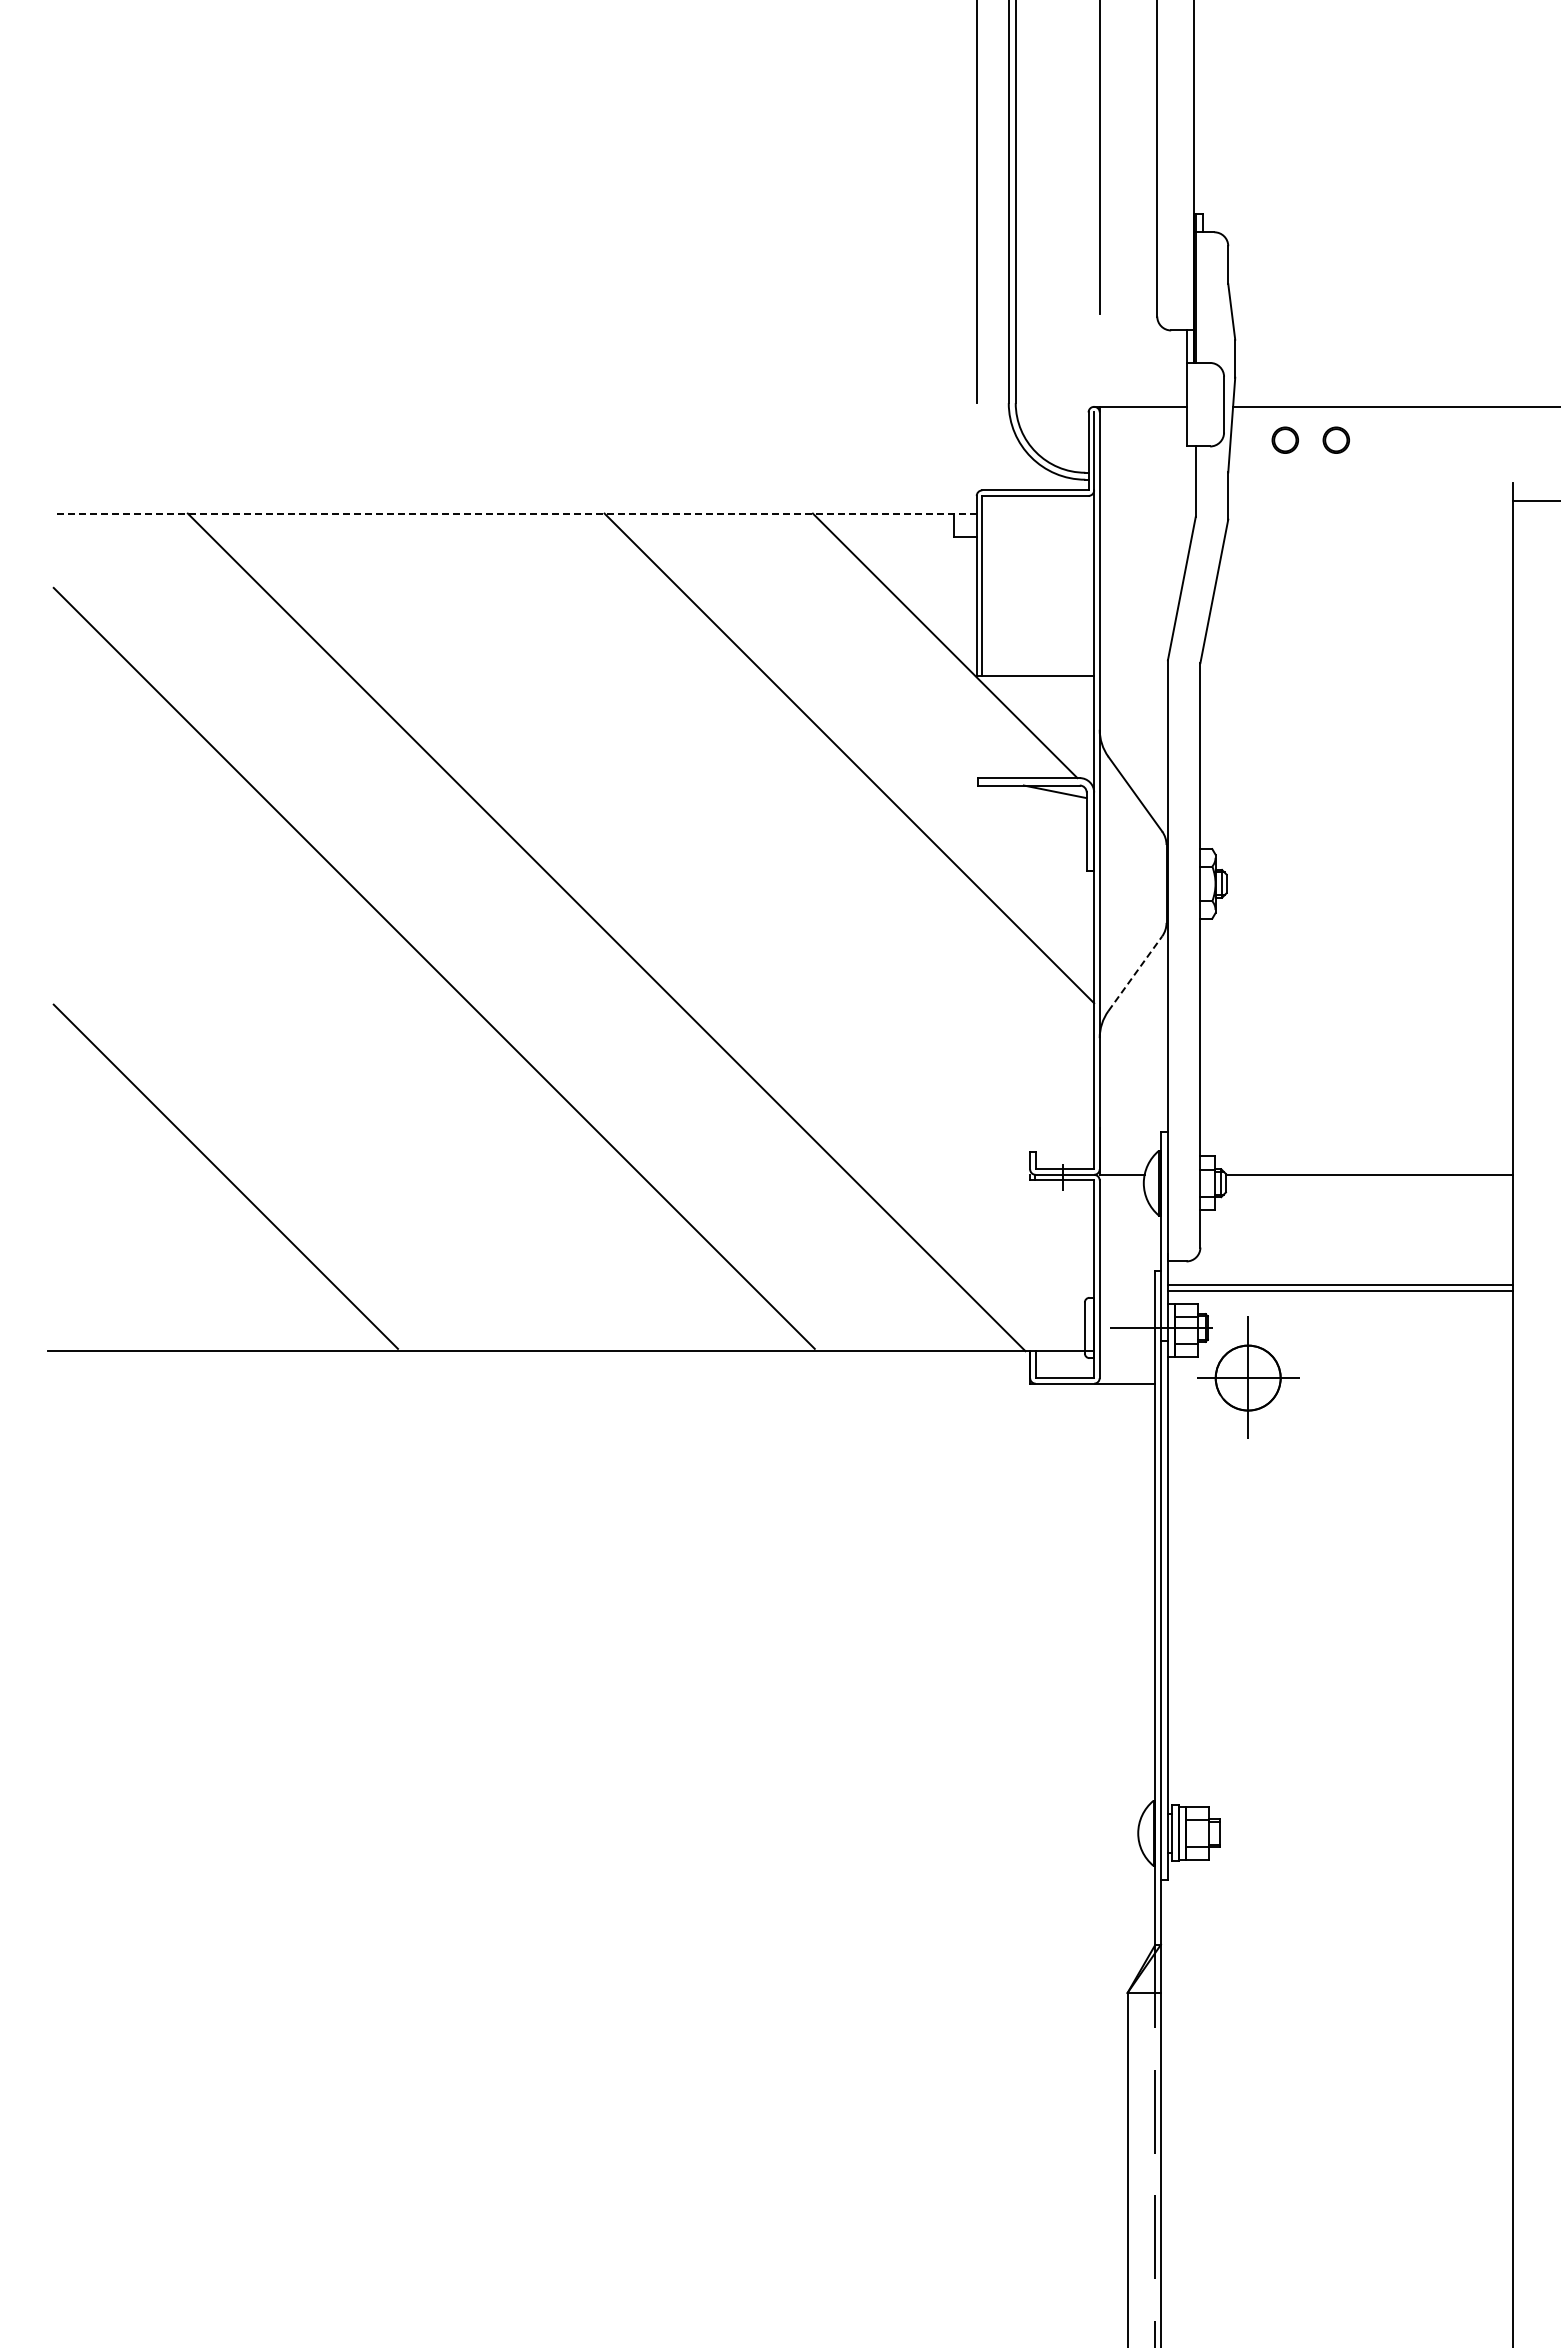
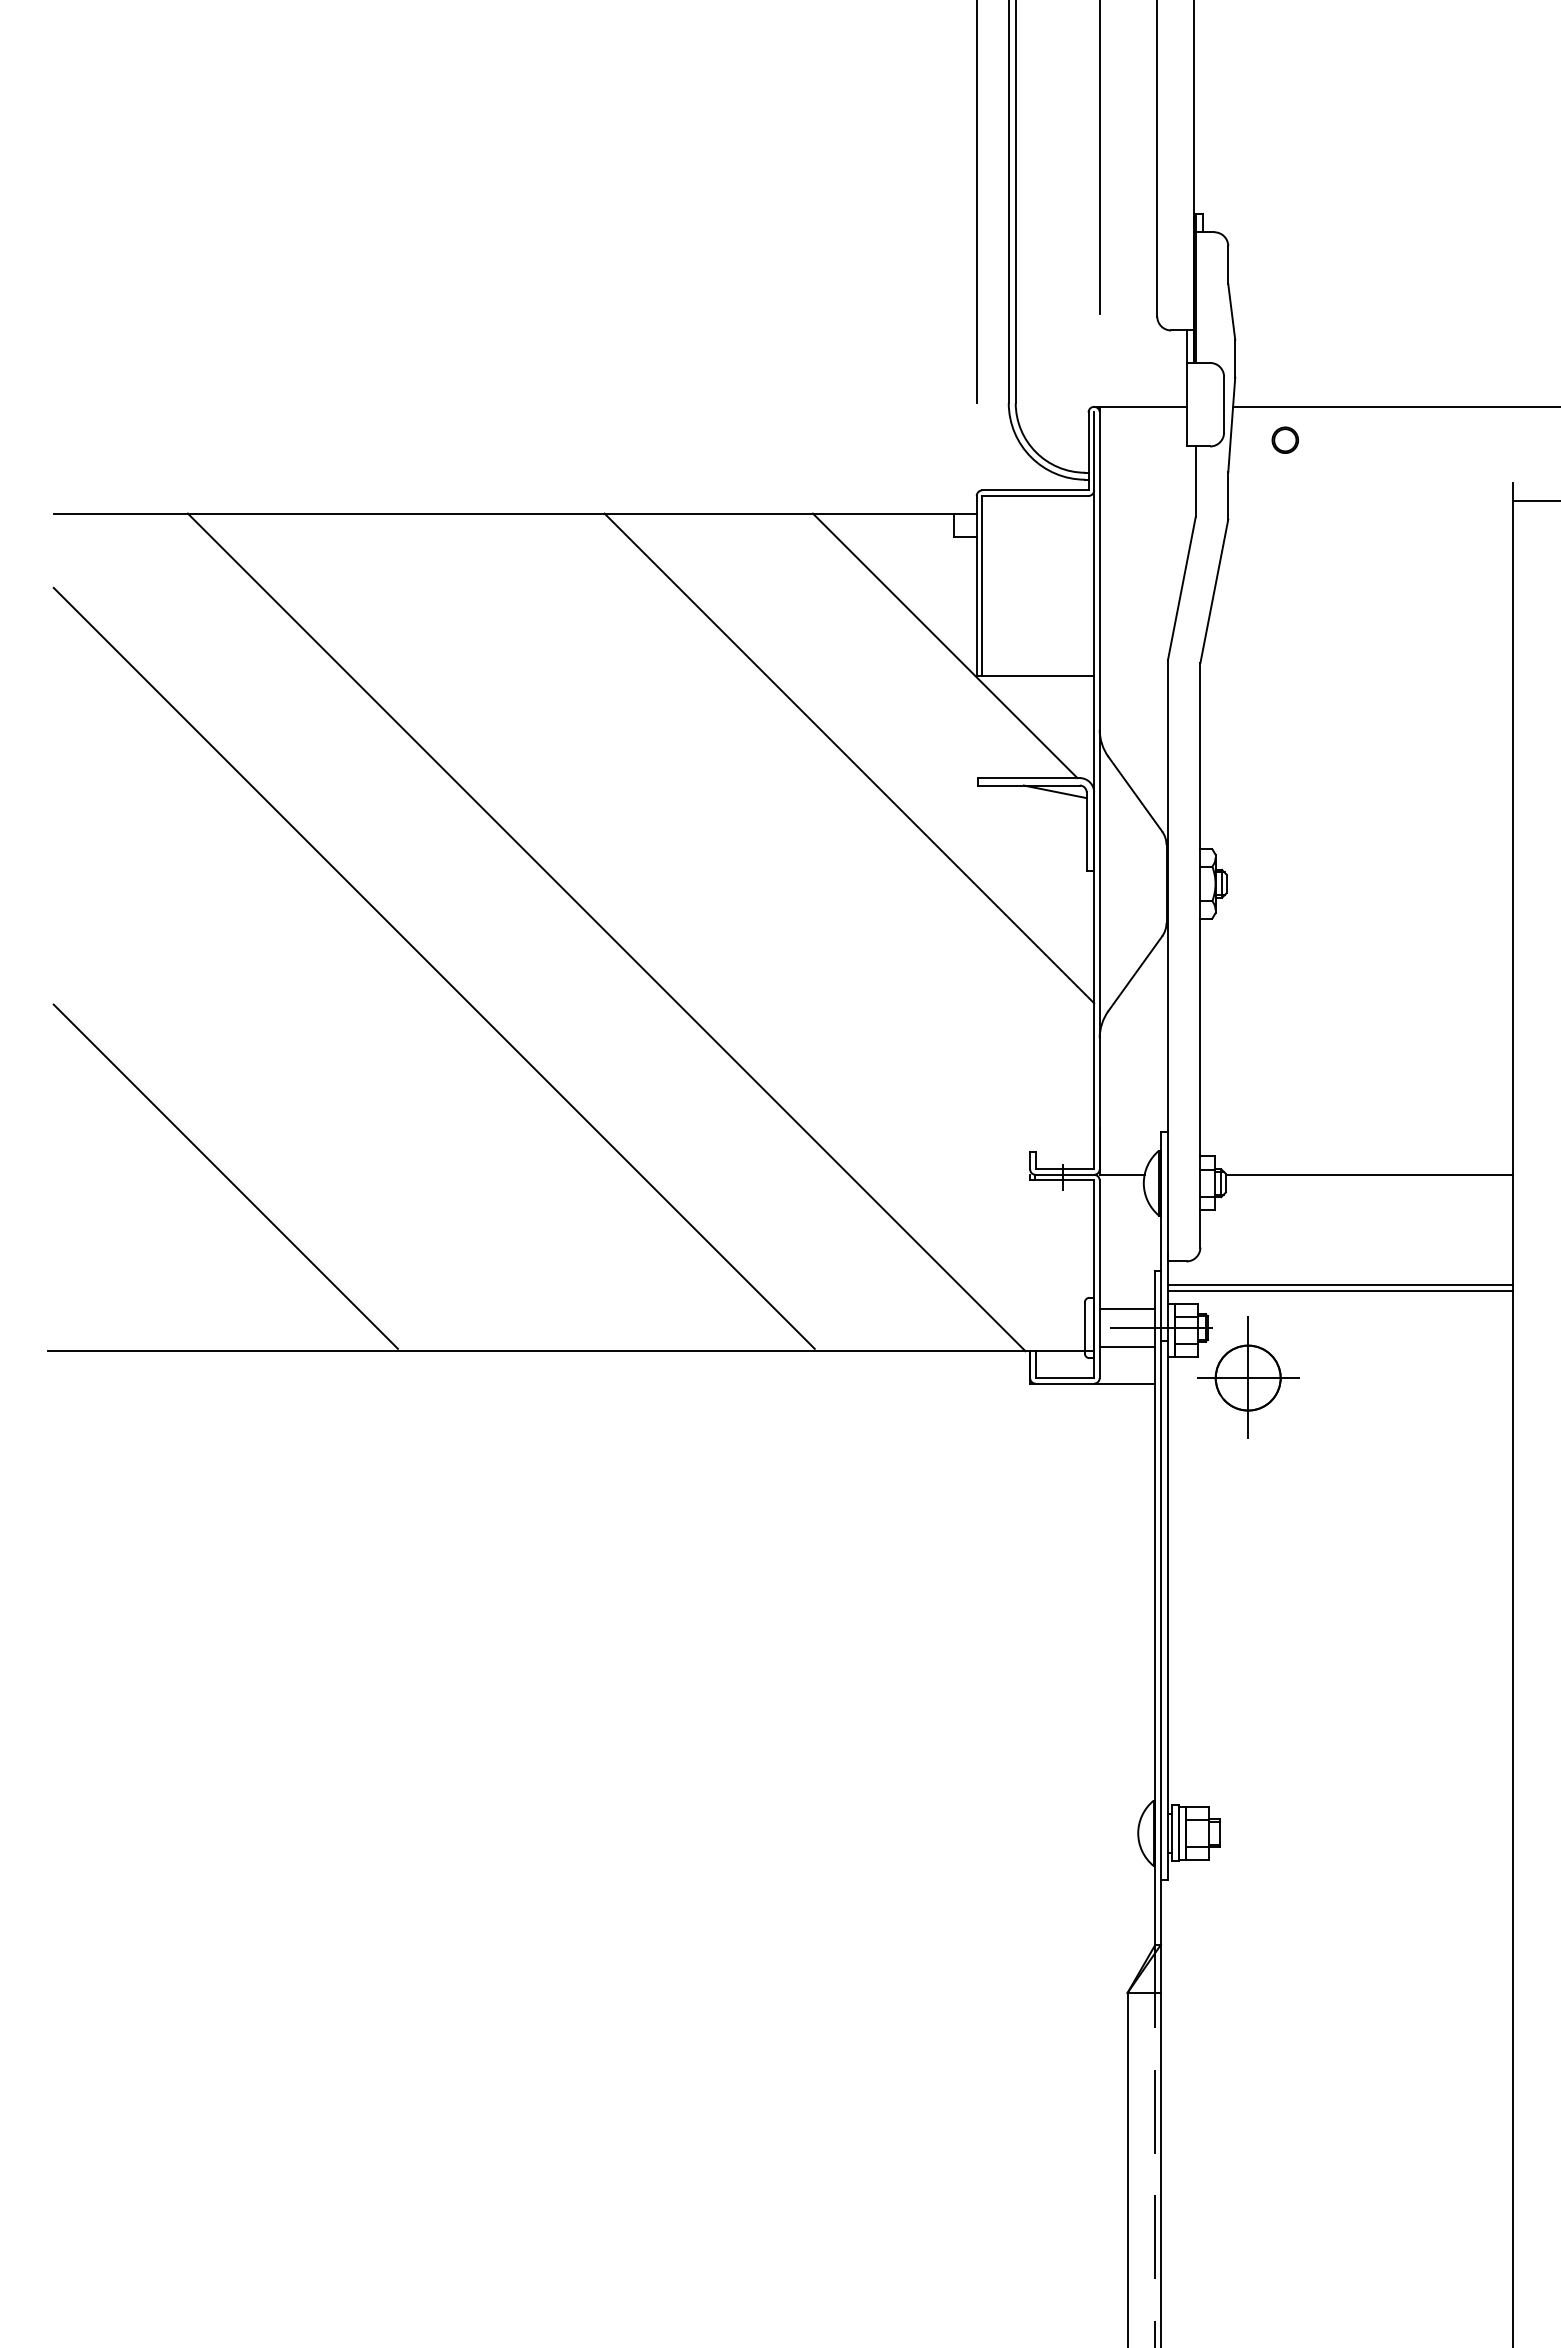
part: present -> none (1335, 439)
line: dashed -> solid (514, 513)
line: dashed -> solid (1135, 973)
line: none -> present (1127, 1309)
line: none -> present (1127, 1346)
